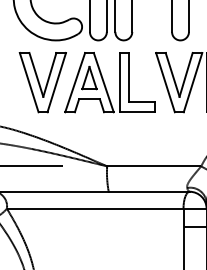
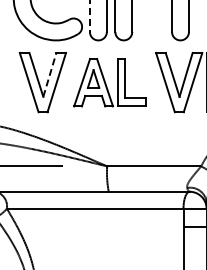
line: solid -> dashed (89, 16)
line: solid -> dashed (49, 74)
part size: 92x62 px -> 74x50 px (109, 82)
